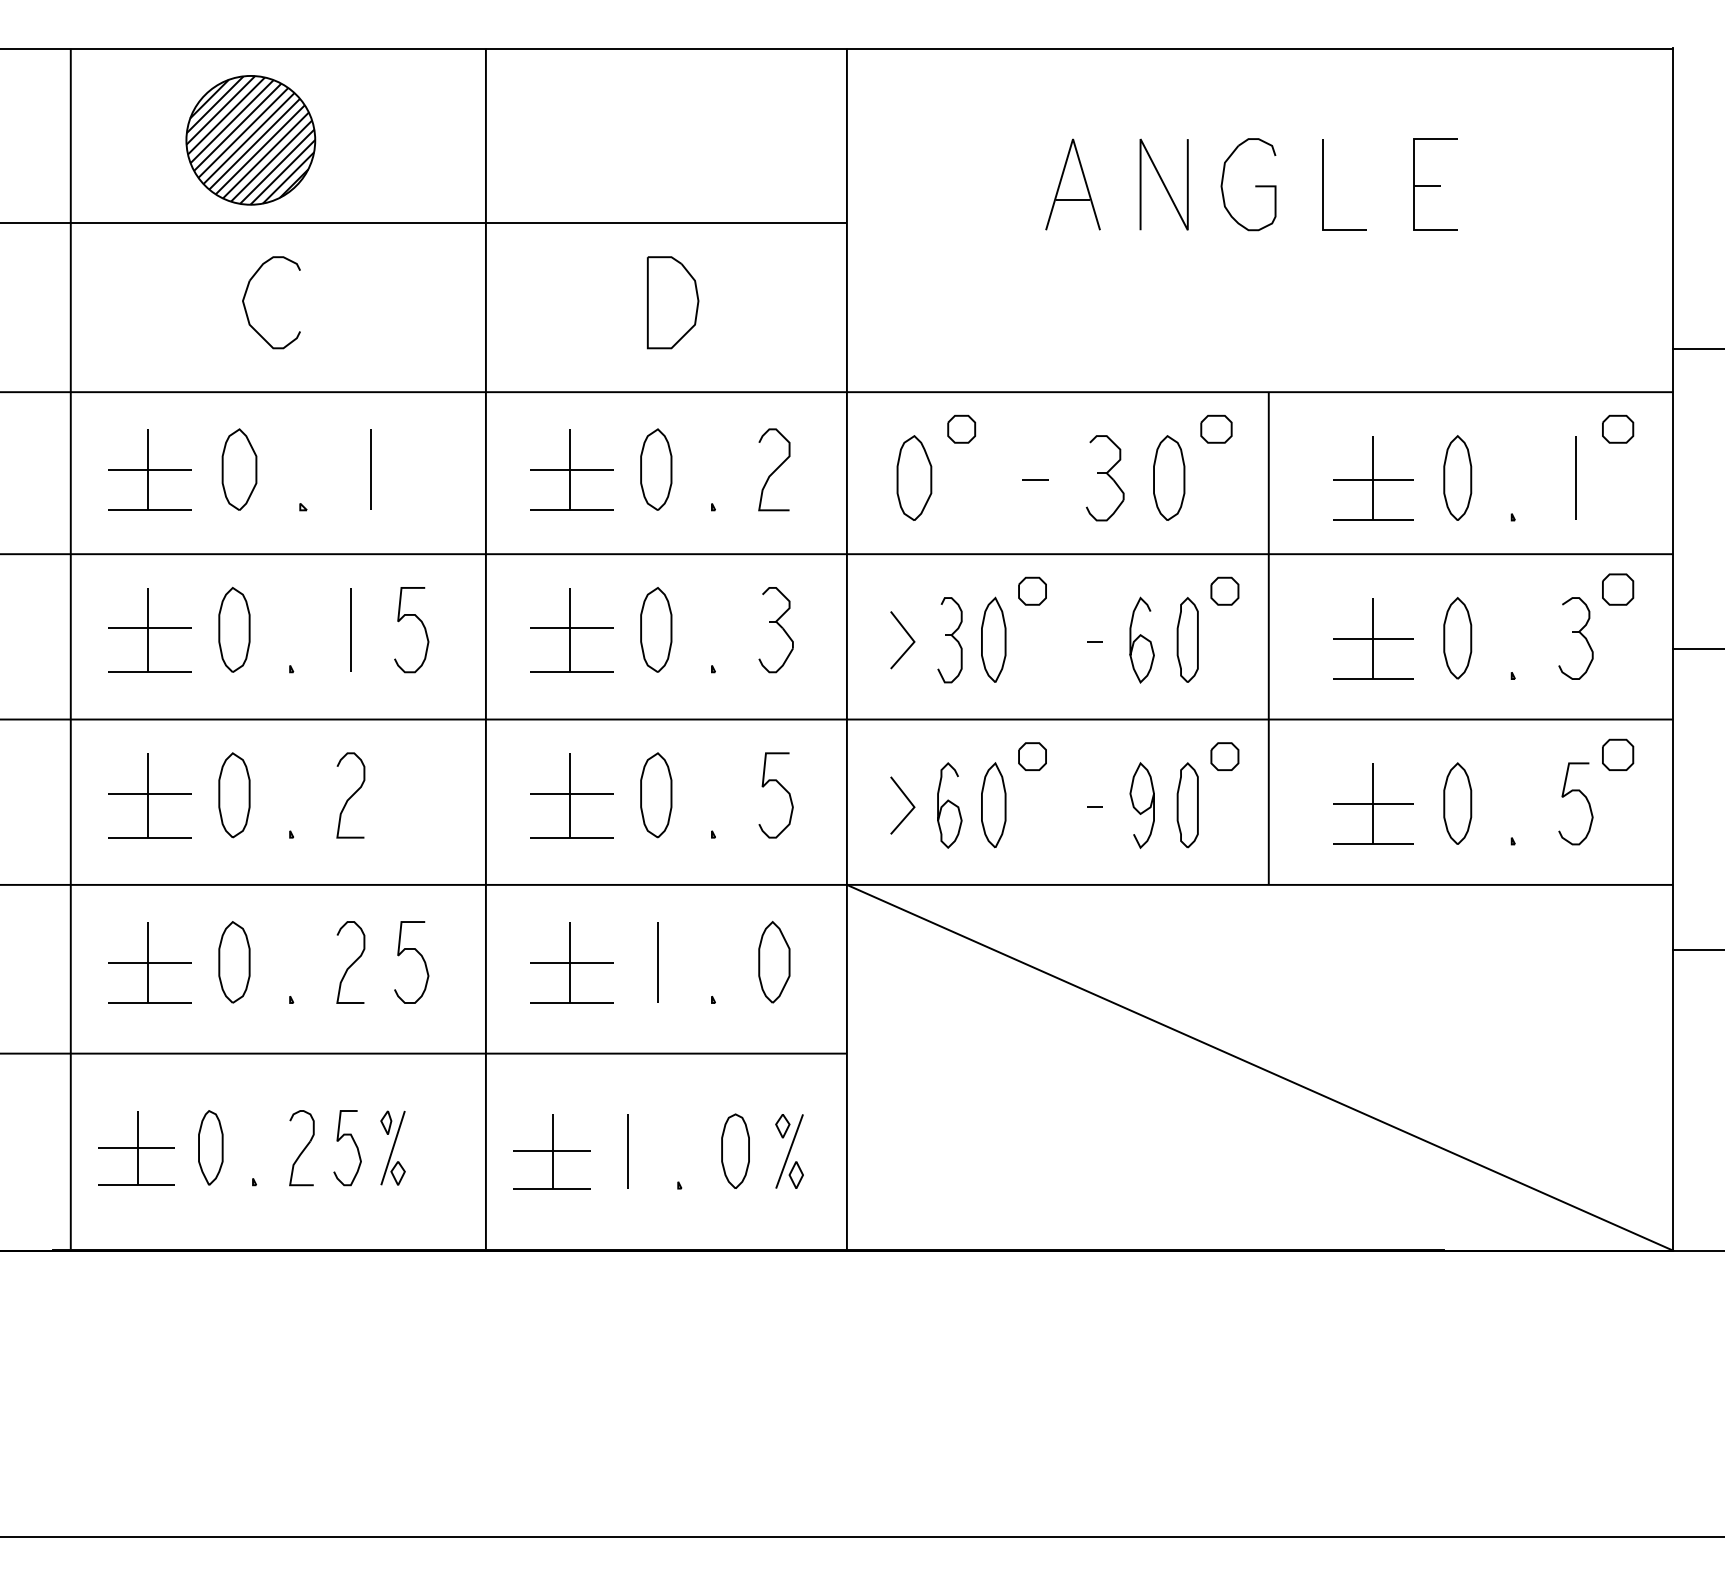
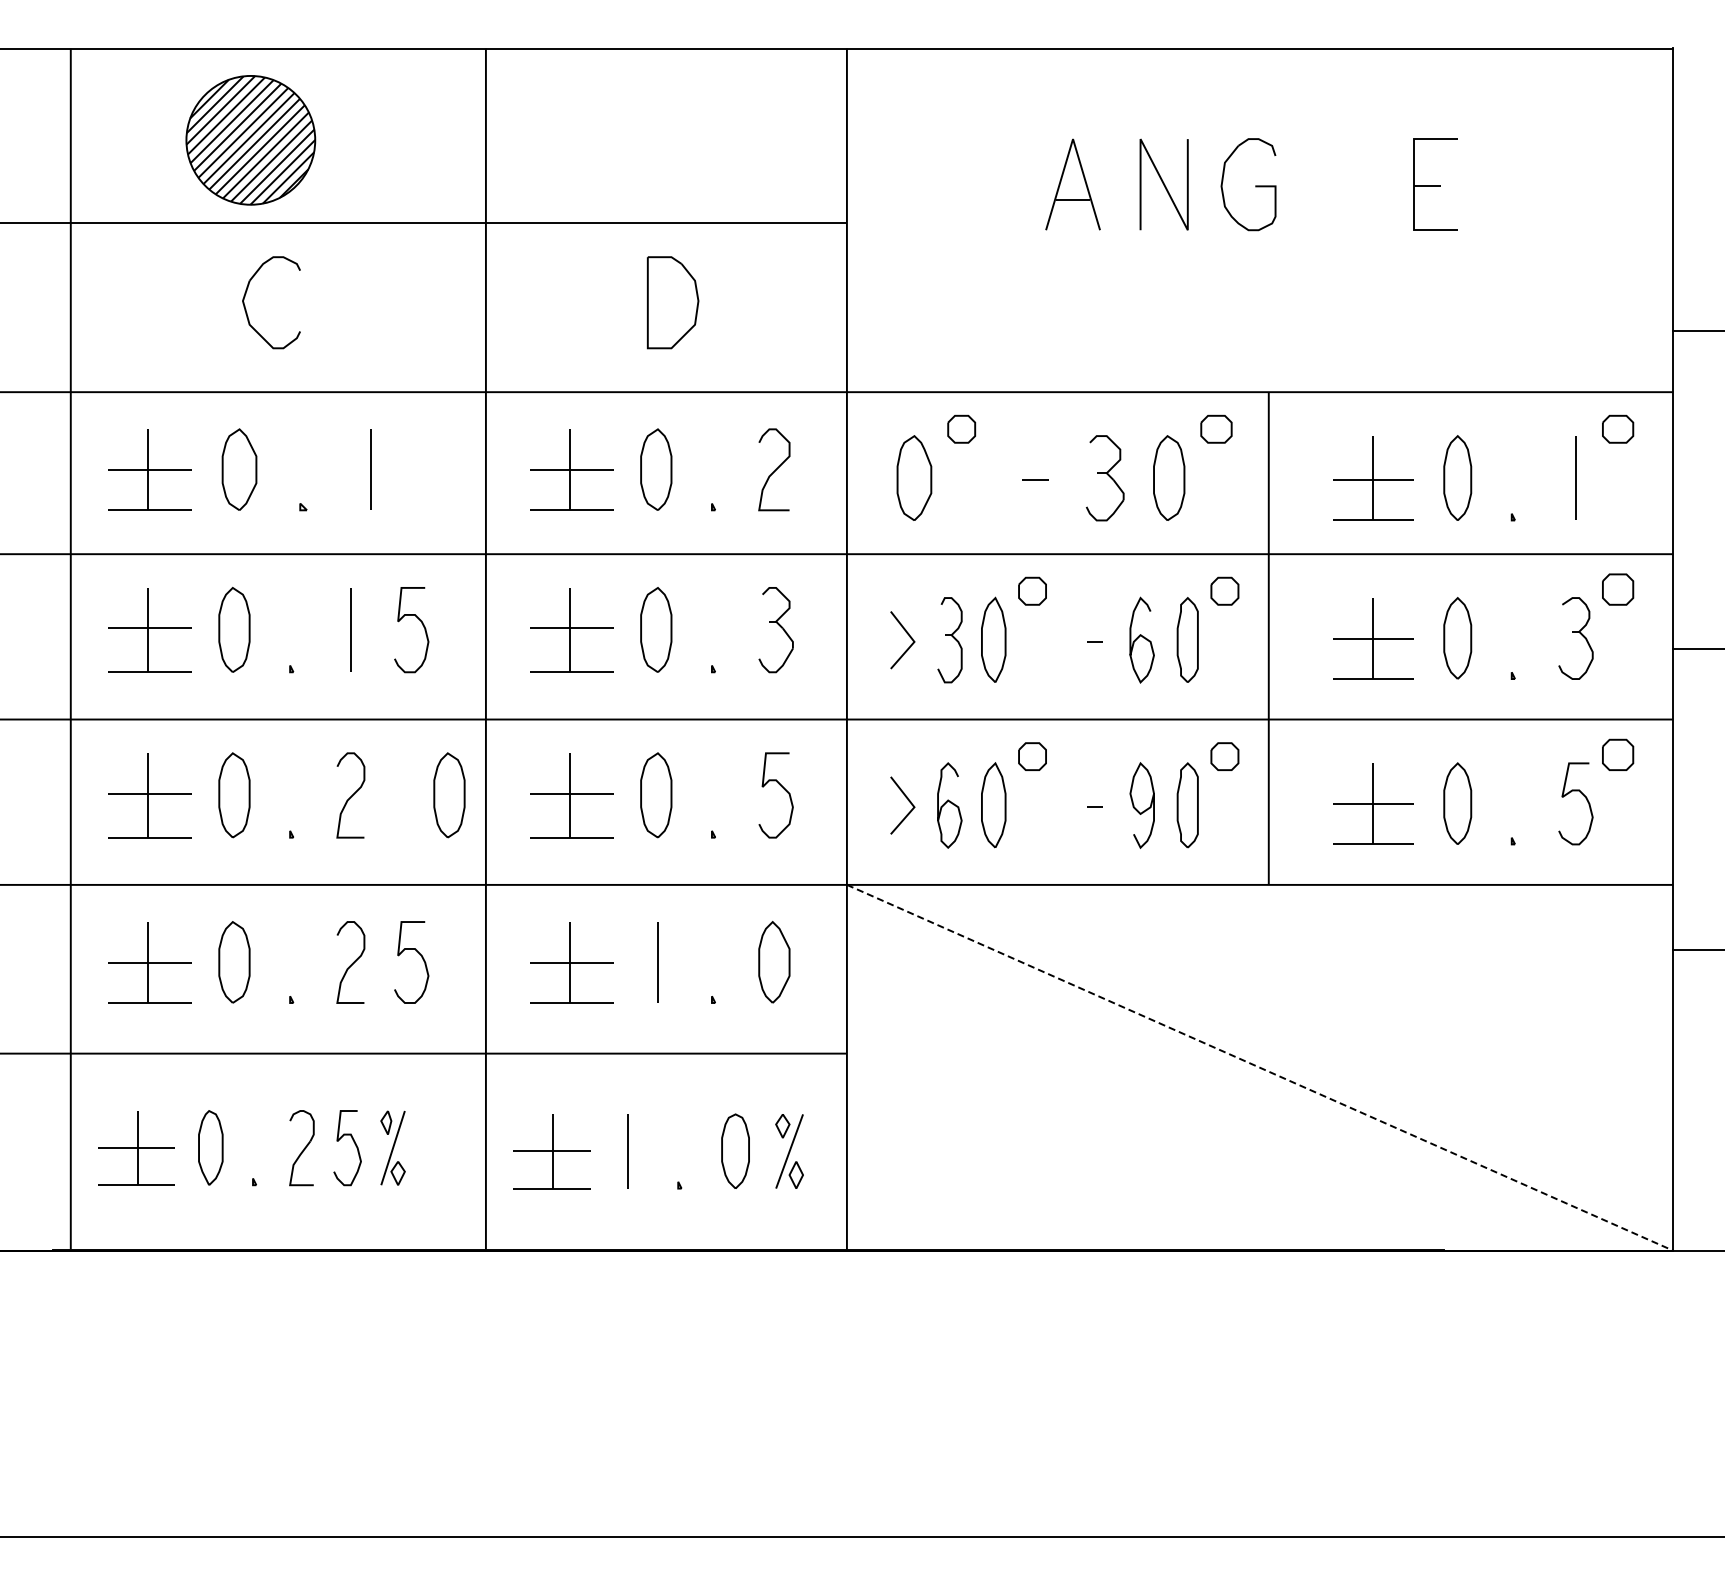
curve: present -> none (1323, 184)
line position: (1697, 348) -> (1697, 330) (1697, 330)
part: none -> present (449, 795)
line: solid -> dashed (1260, 1067)
